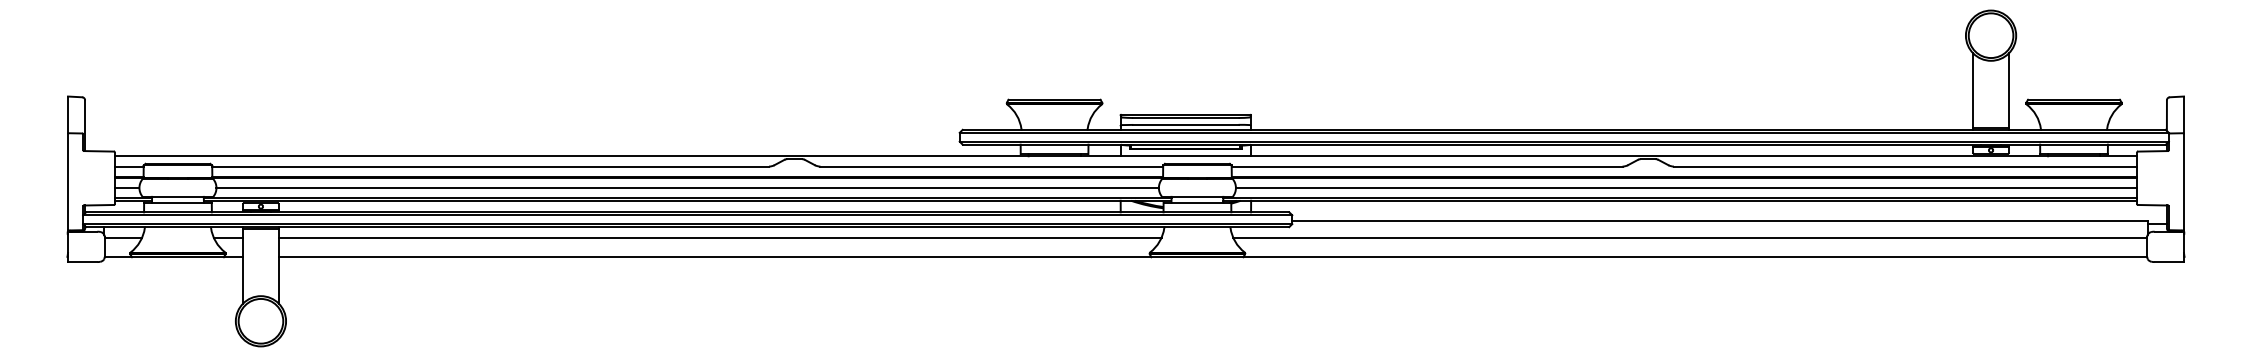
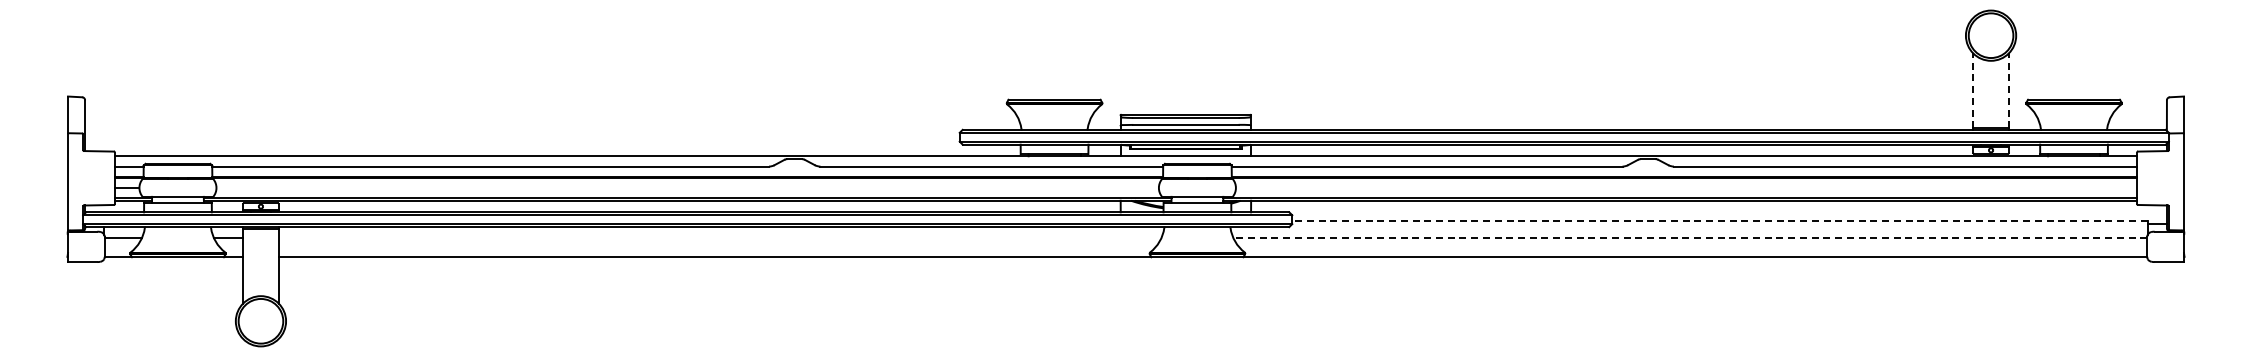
line: solid -> dashed (1973, 90)
line: solid -> dashed (2008, 90)
line: present -> none (687, 187)
line: present -> none (1686, 187)
line: solid -> dashed (1719, 220)
line: present -> none (719, 237)
line: solid -> dashed (1689, 237)
